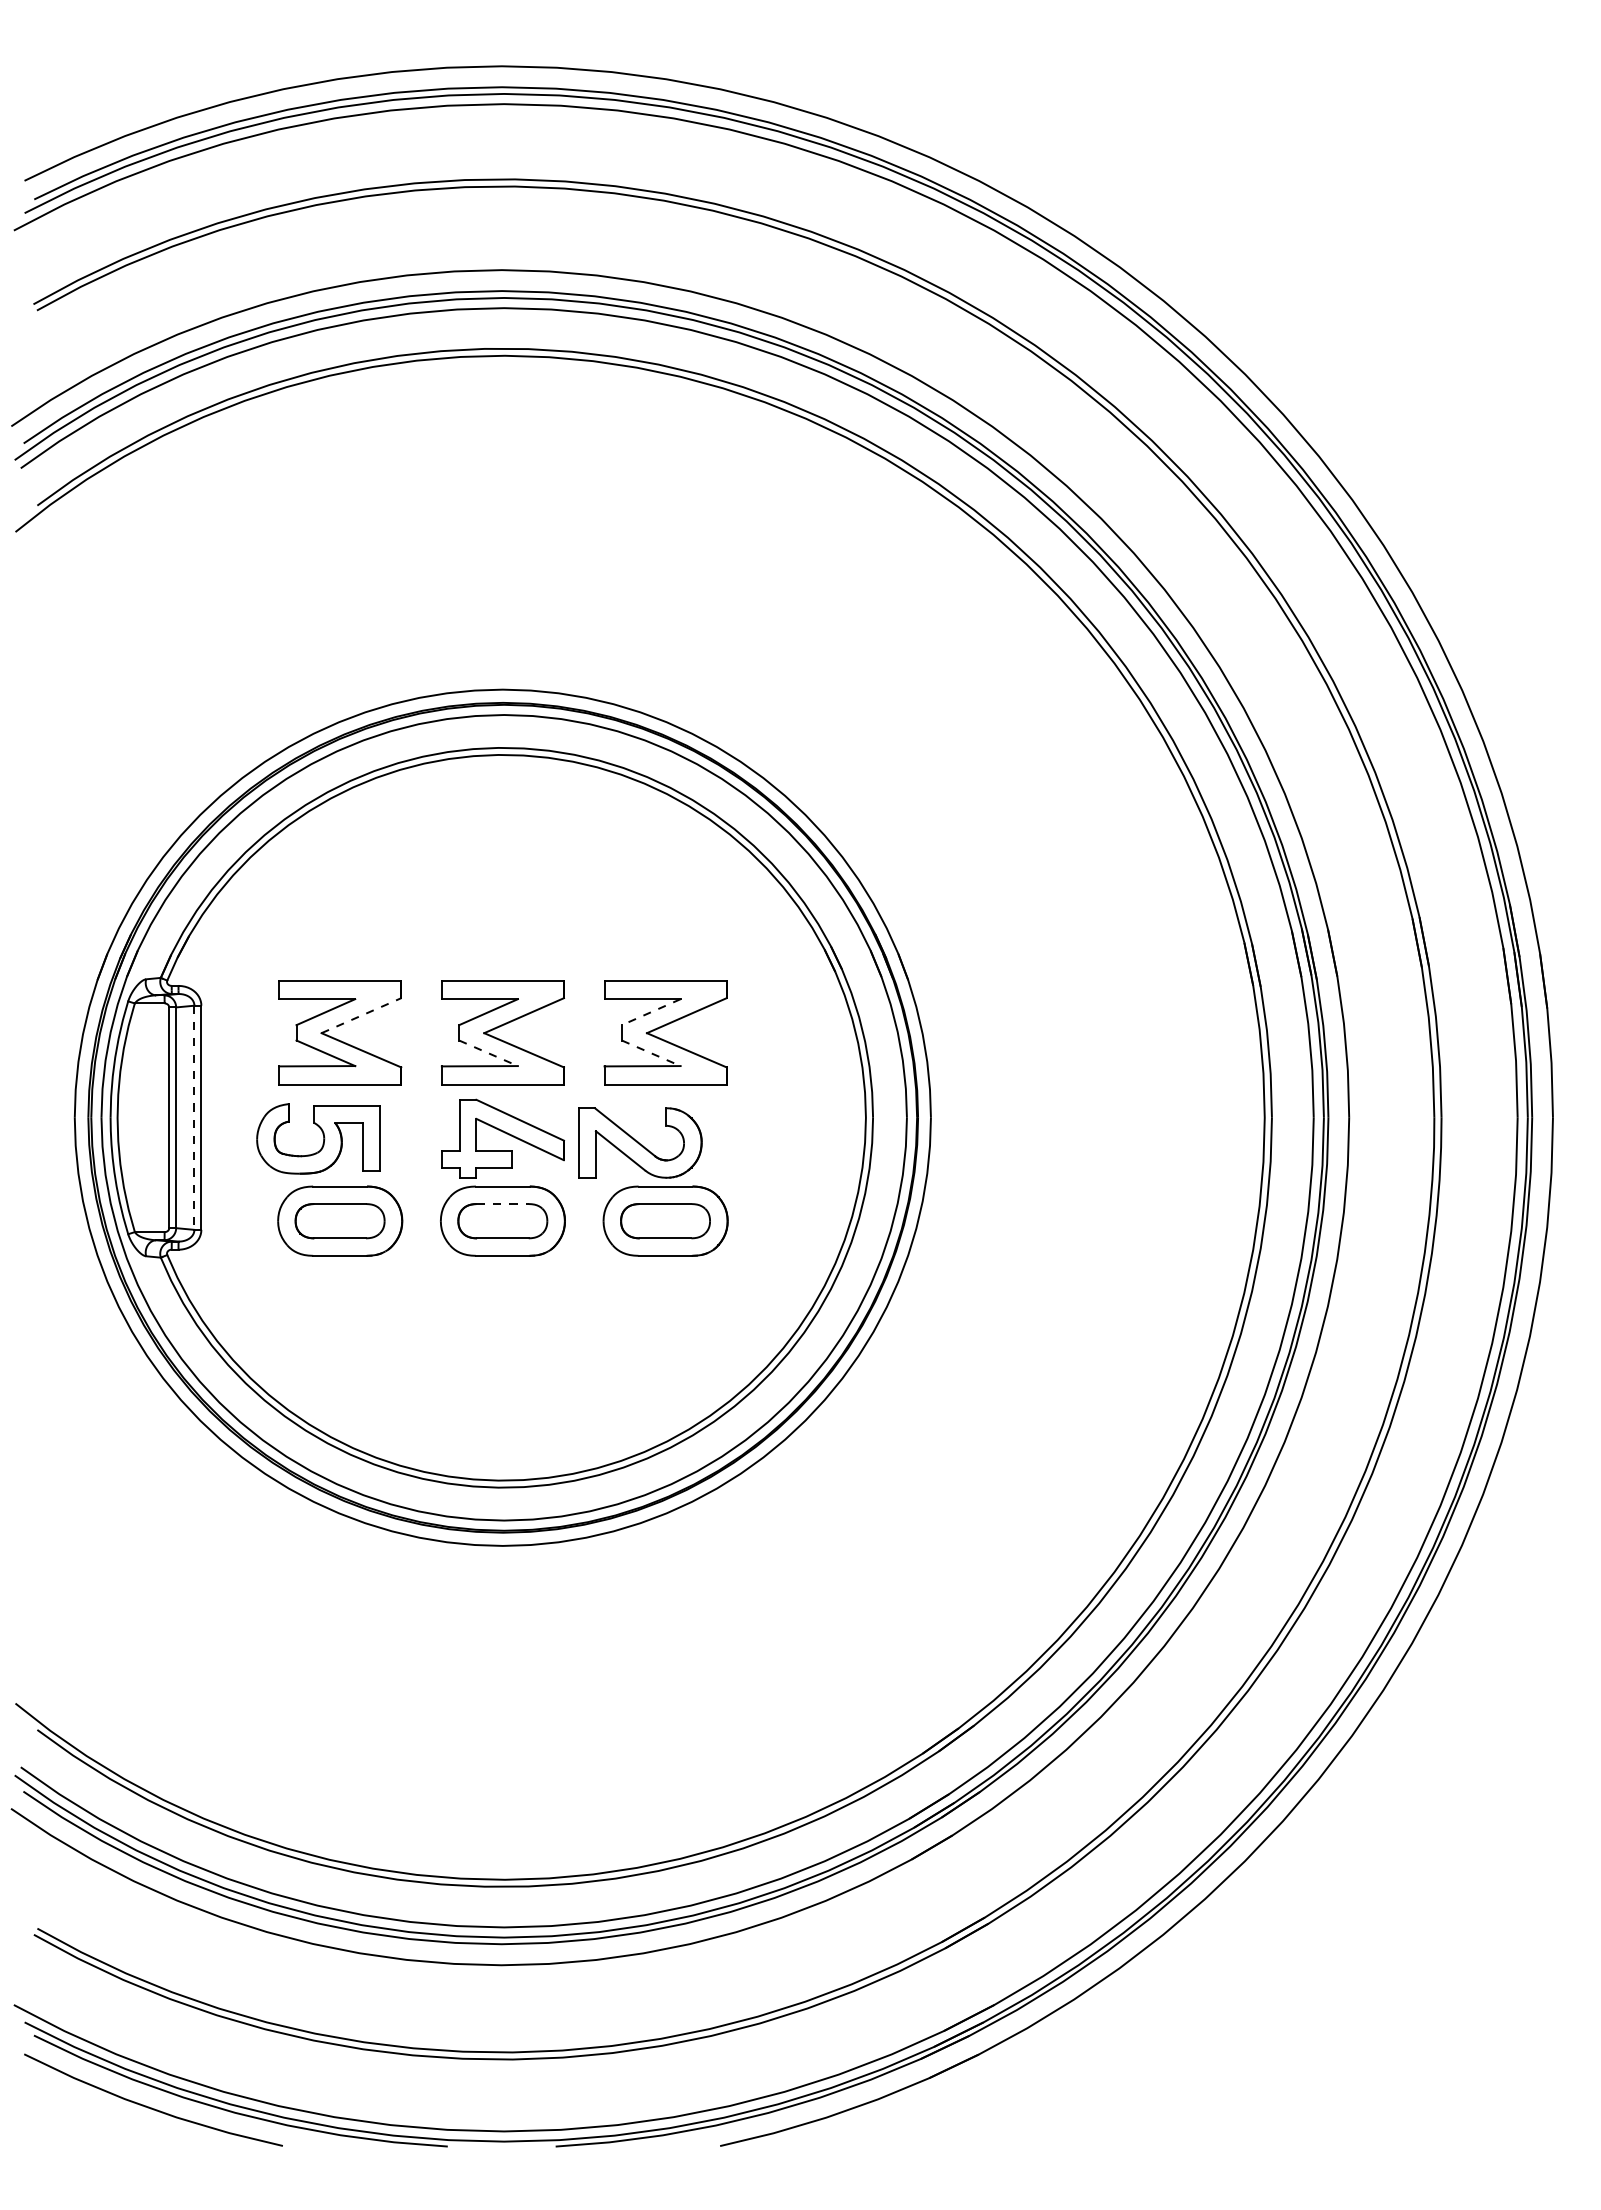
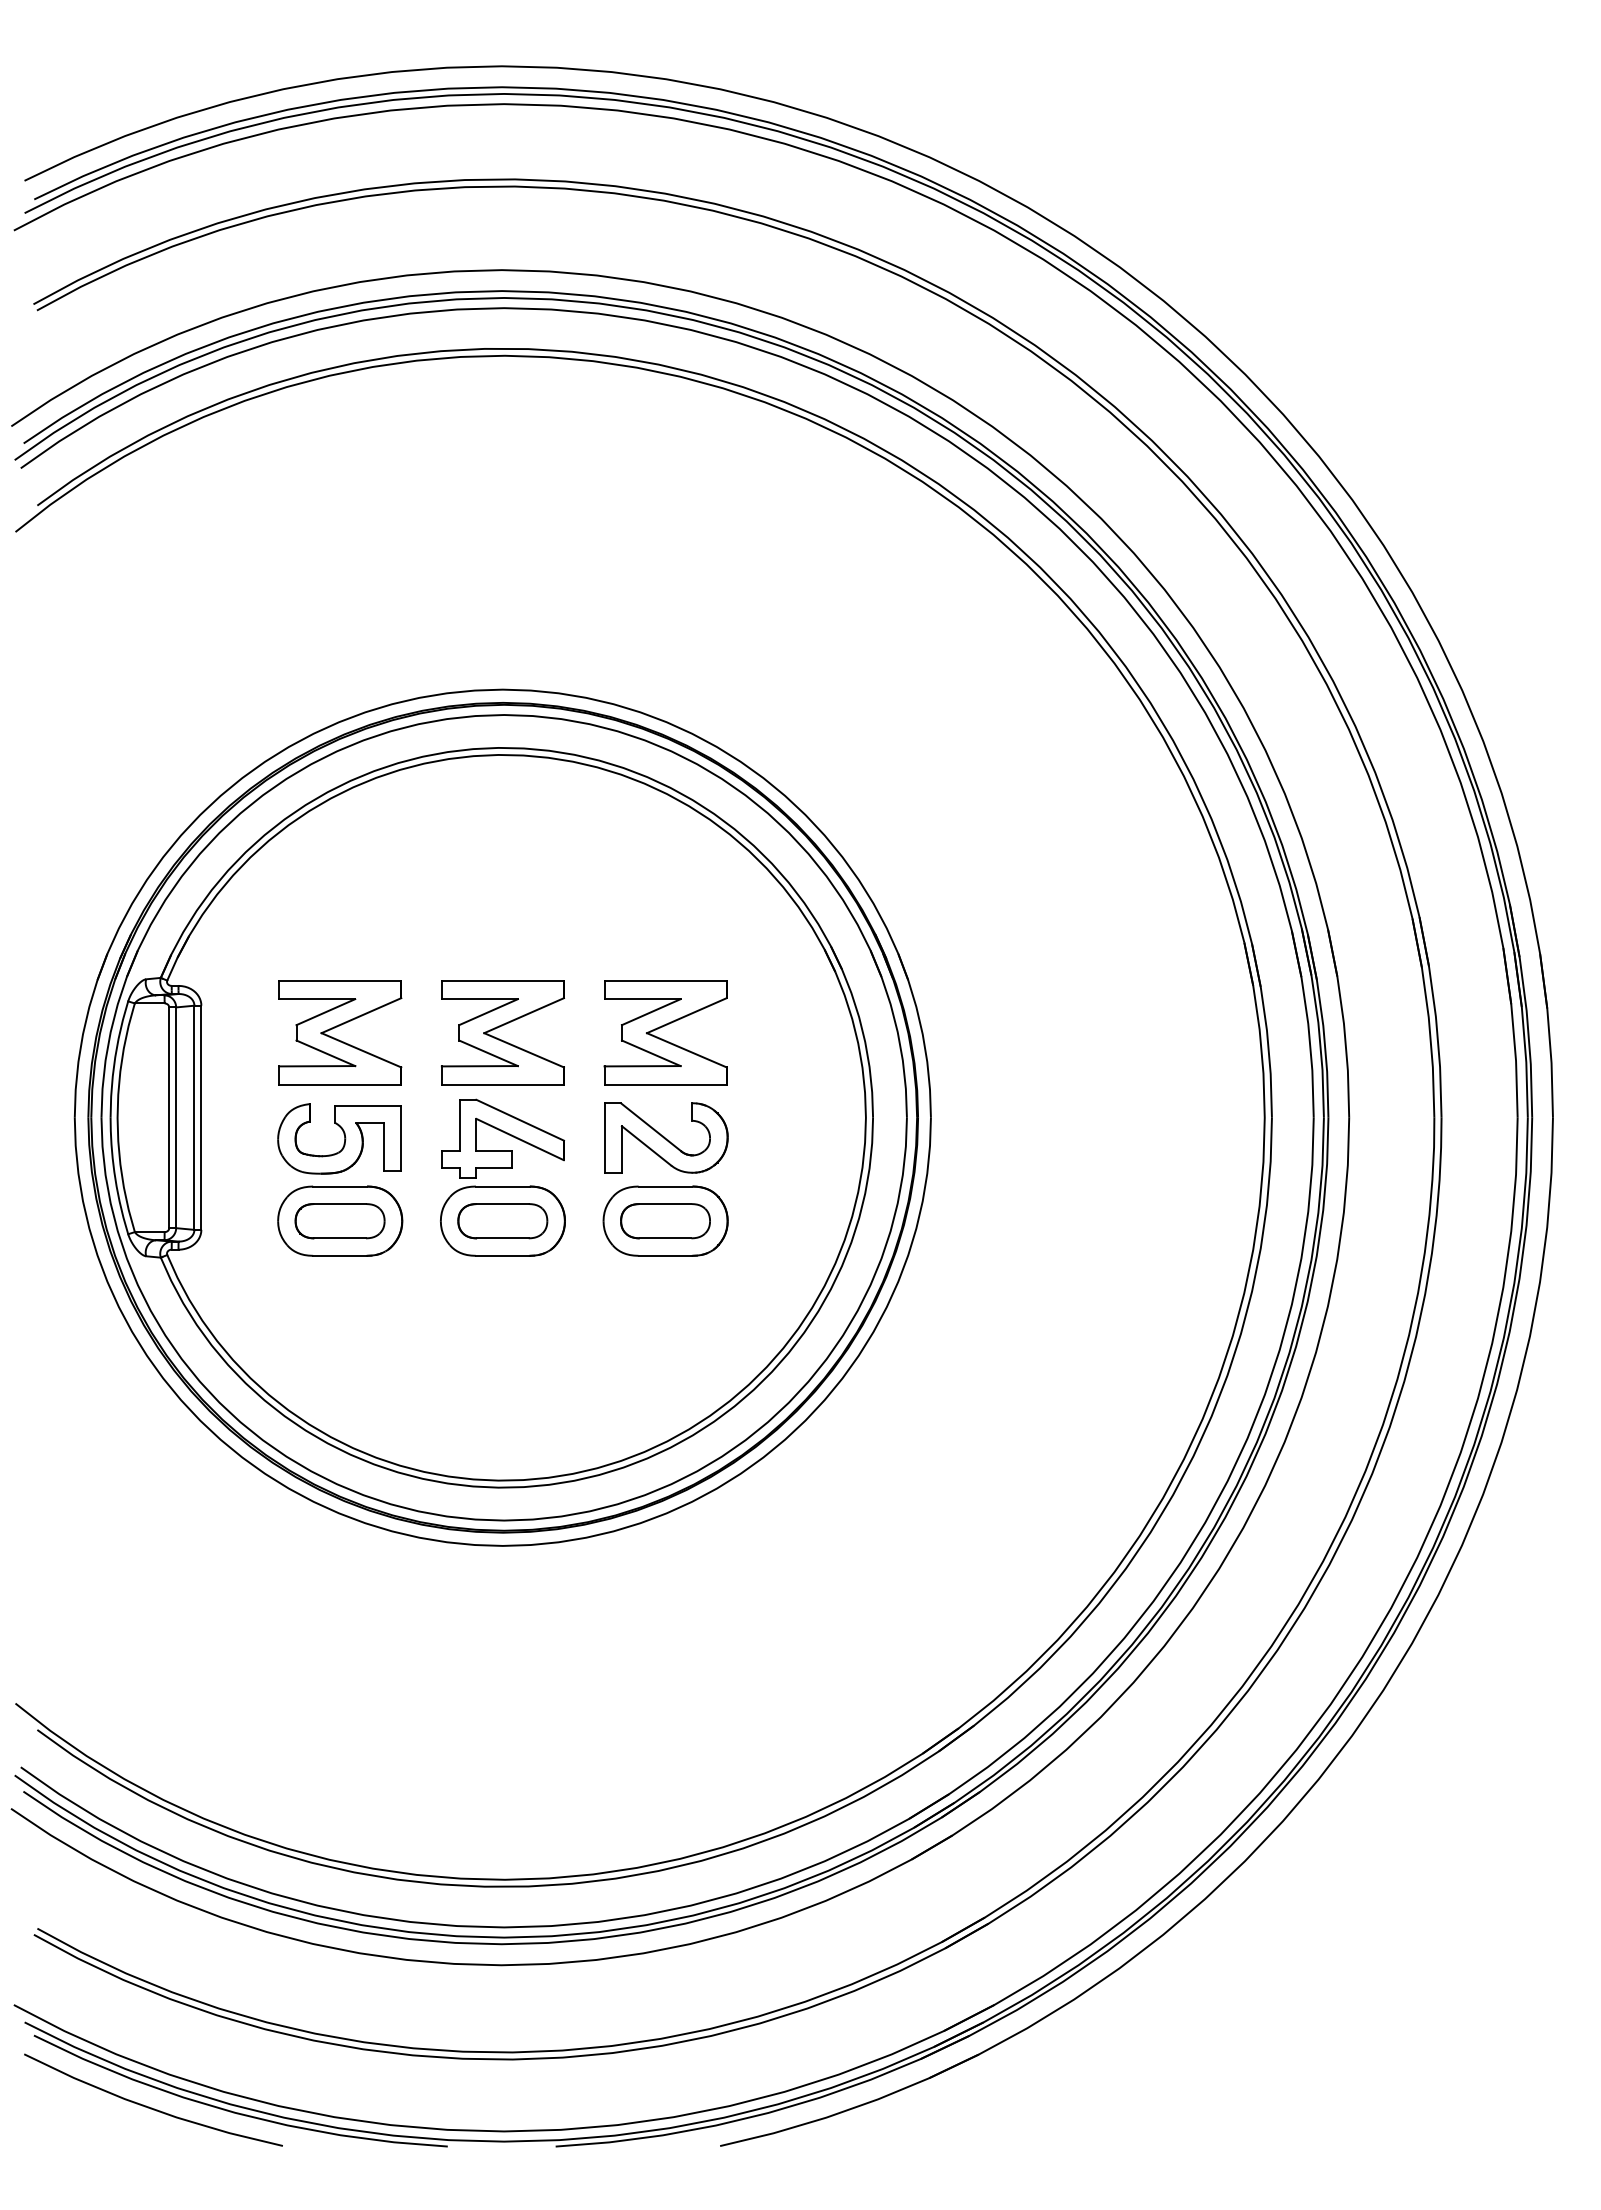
line: dashed -> solid (650, 1012)
line: dashed -> solid (361, 1015)
line: dashed -> solid (488, 1053)
line: dashed -> solid (651, 1053)
line: dashed -> solid (194, 1118)
part position: (318, 1138) -> (339, 1138) (339, 1138)
part position: (640, 1142) -> (666, 1137) (666, 1137)
line: dashed -> solid (502, 1204)
